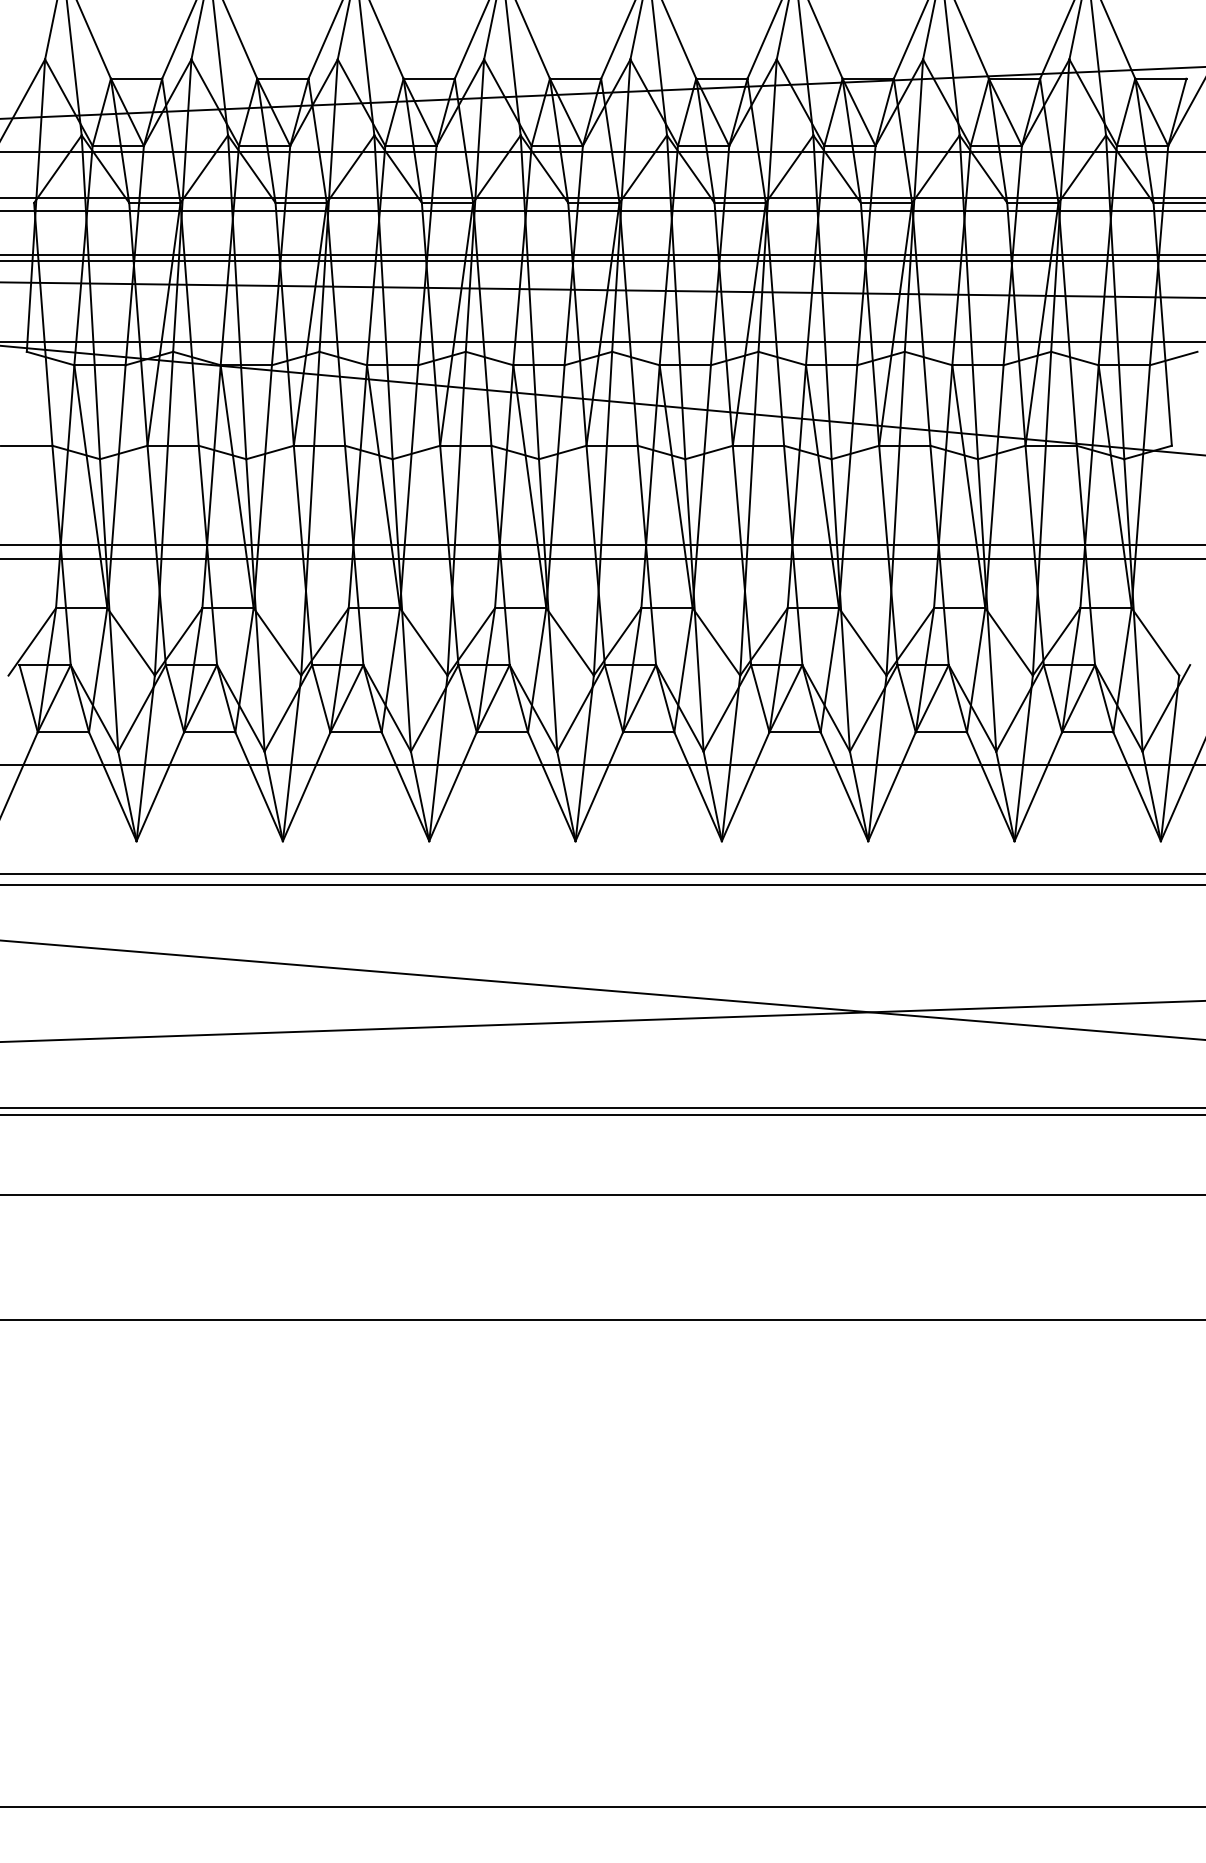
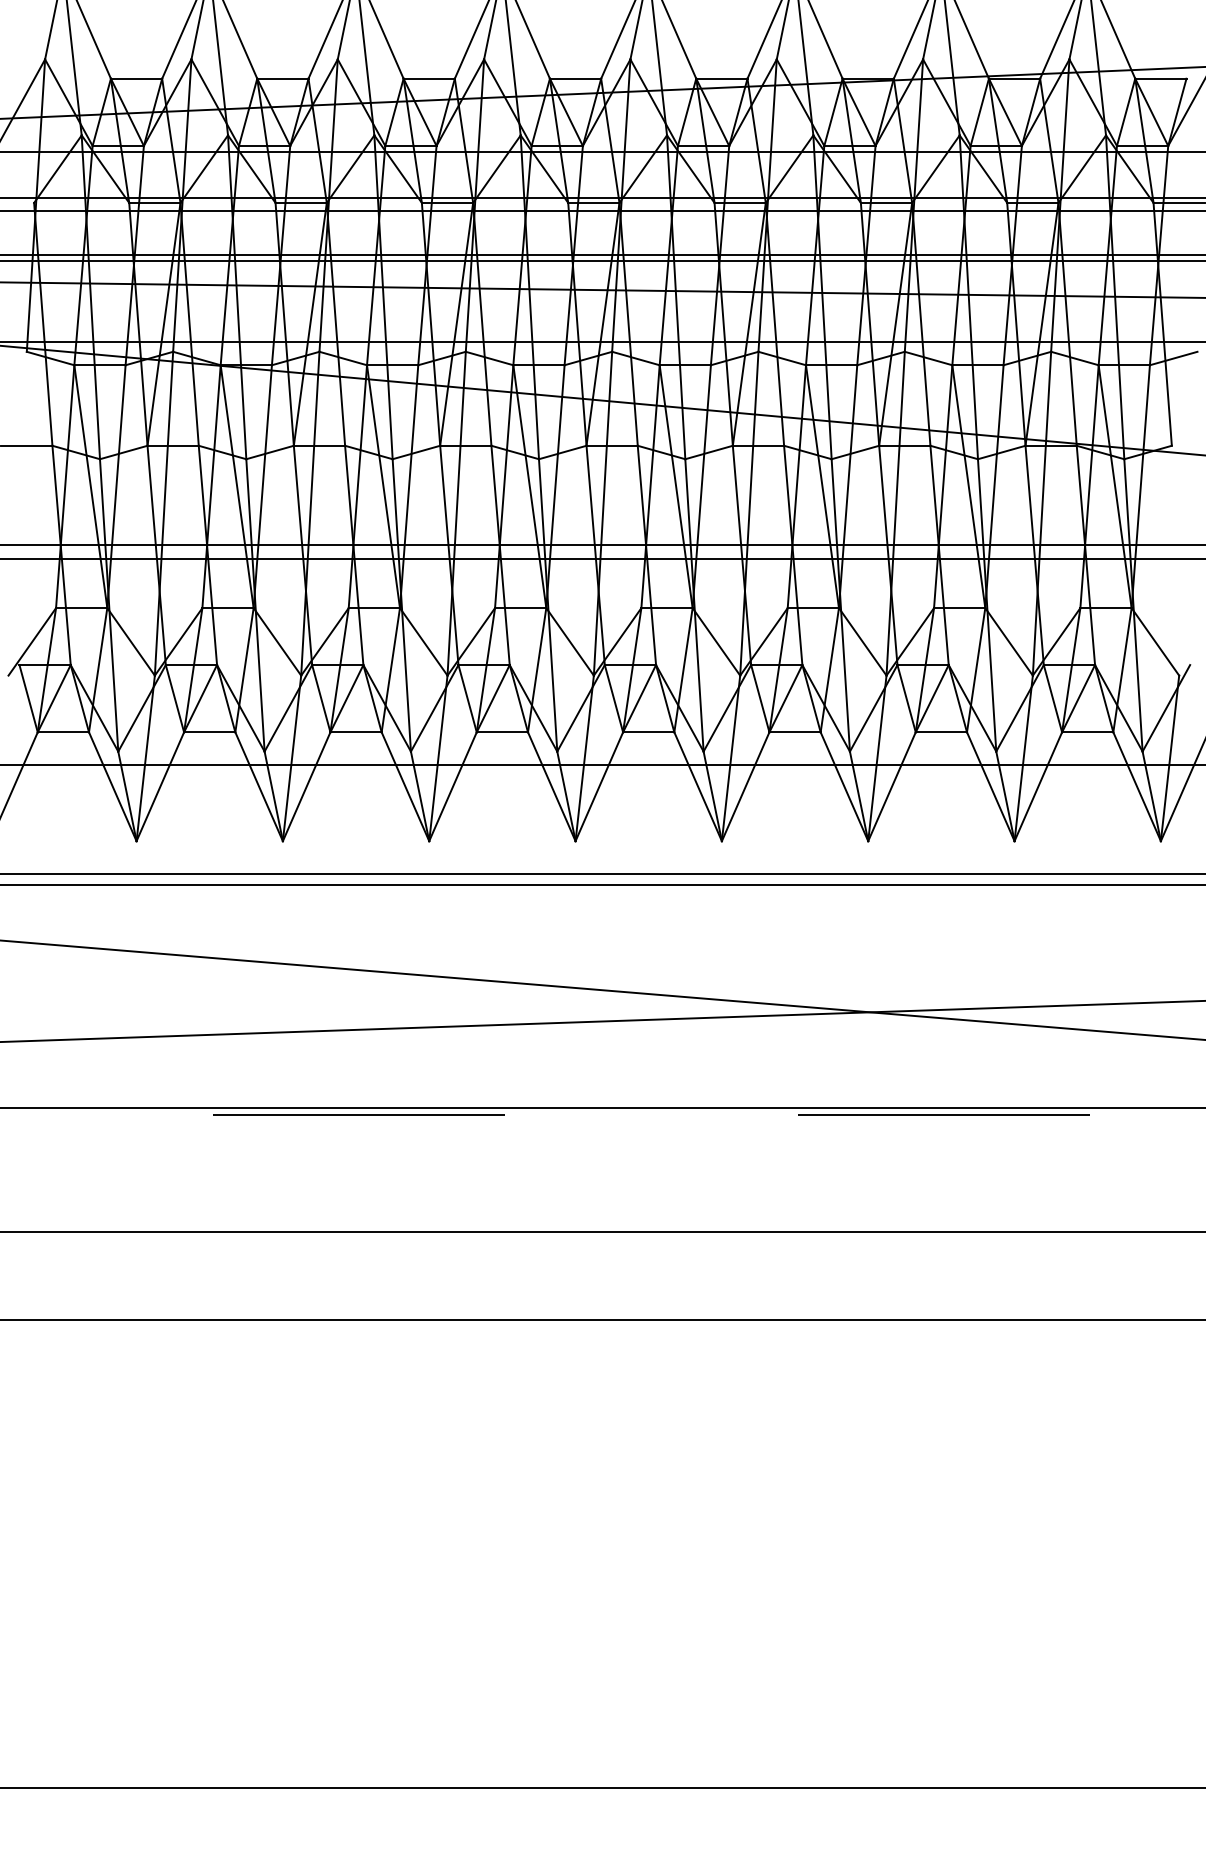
line: solid -> dashed (603, 1114)
line position: (602, 1195) -> (602, 1232) (602, 1232)
line position: (602, 1807) -> (602, 1788) (602, 1788)
